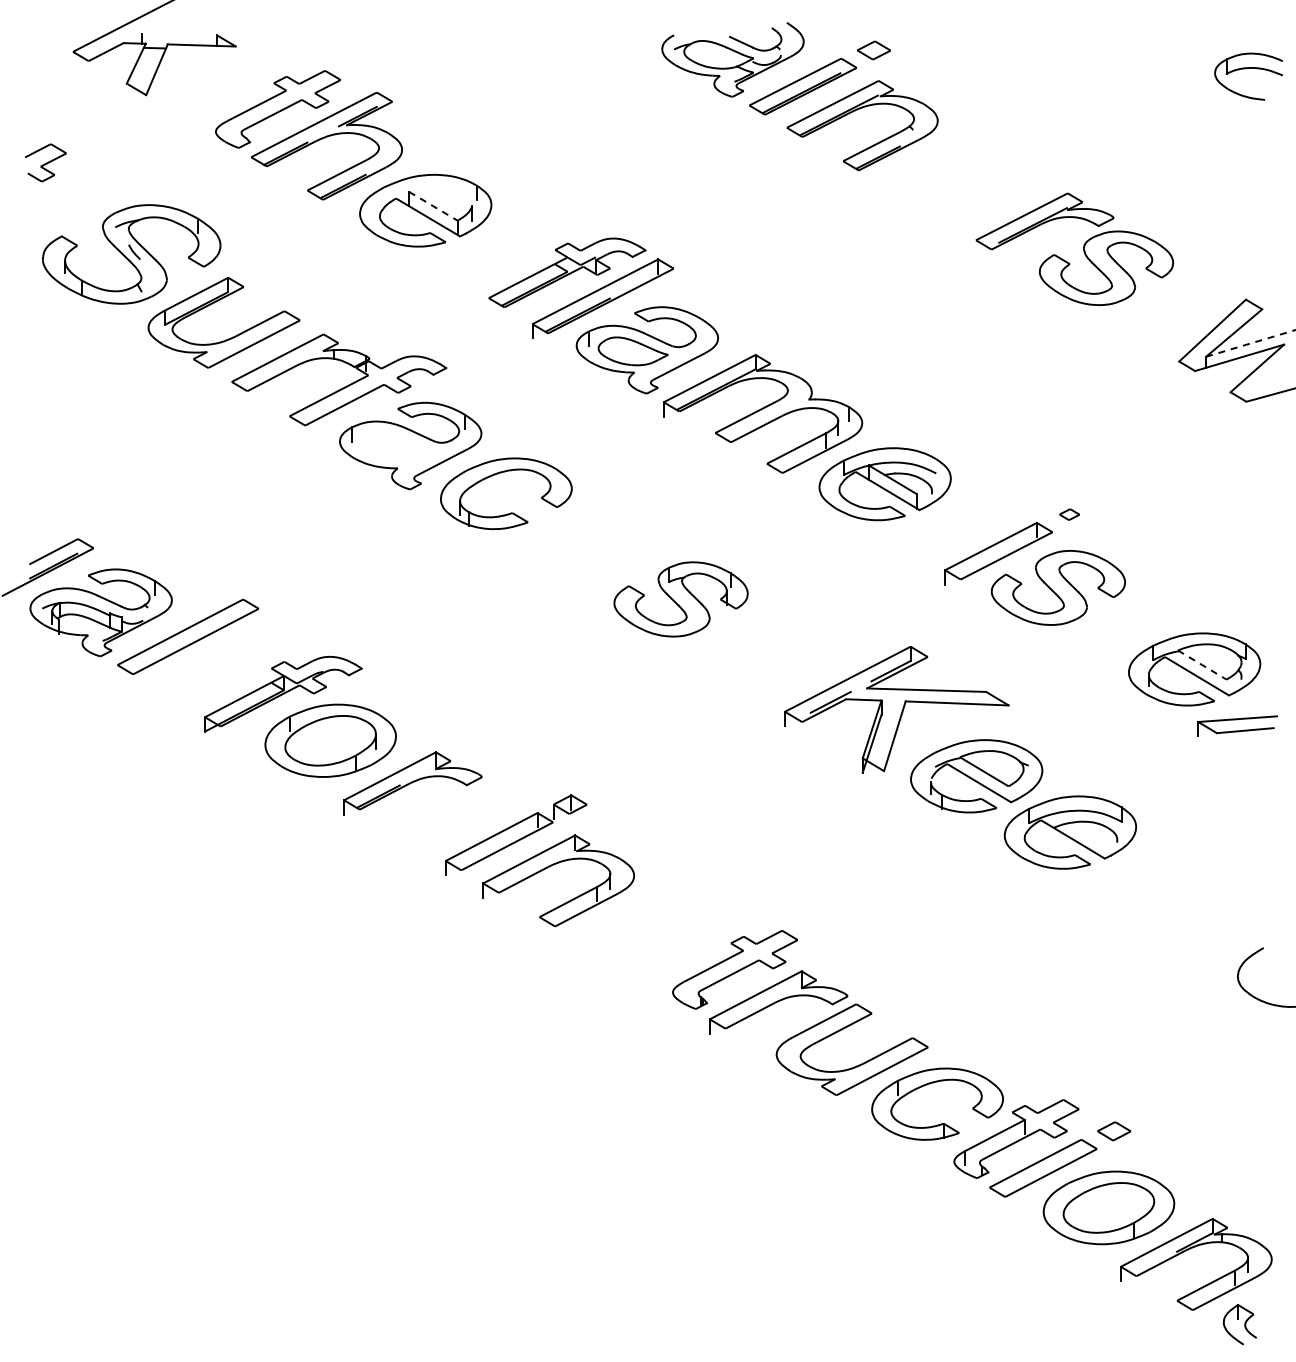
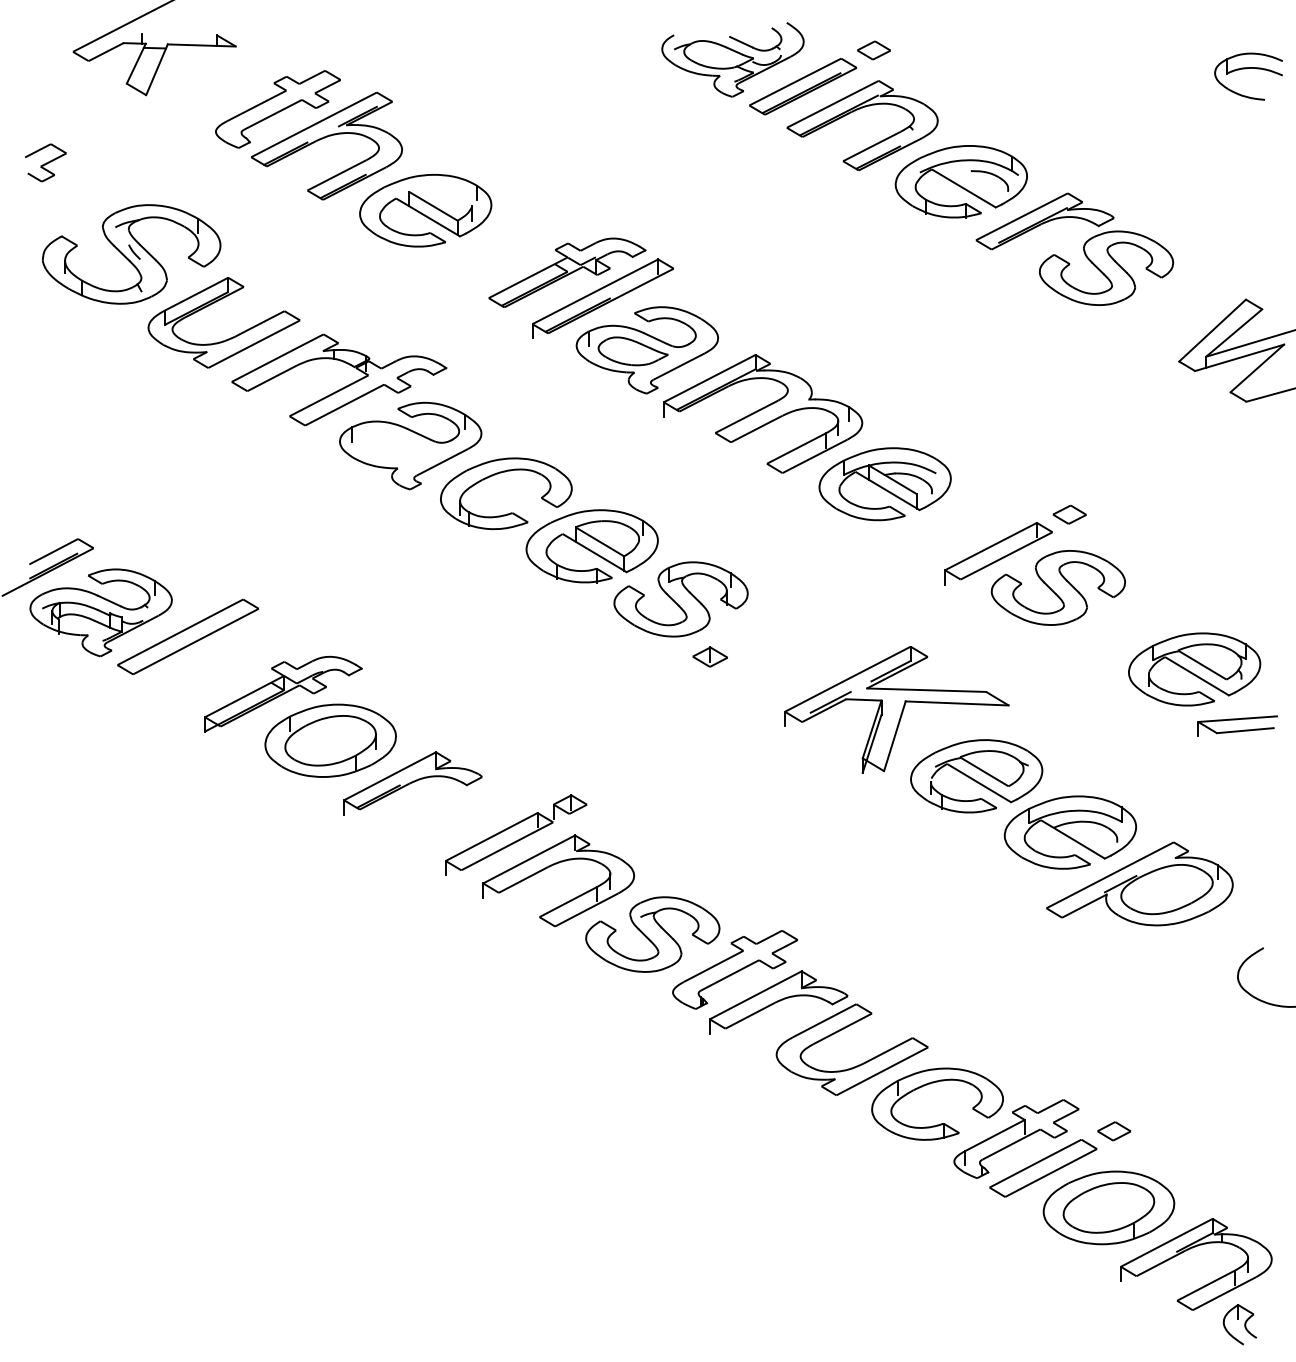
part: none -> present (960, 181)
line: dashed -> solid (433, 206)
line: dashed -> solid (1250, 343)
part size: 21x13 px -> 35x21 px (1069, 514)
part: none -> present (591, 546)
part: none -> present (709, 656)
line: dashed -> solid (1202, 664)
part: none -> present (1139, 883)
part: none -> present (652, 934)
